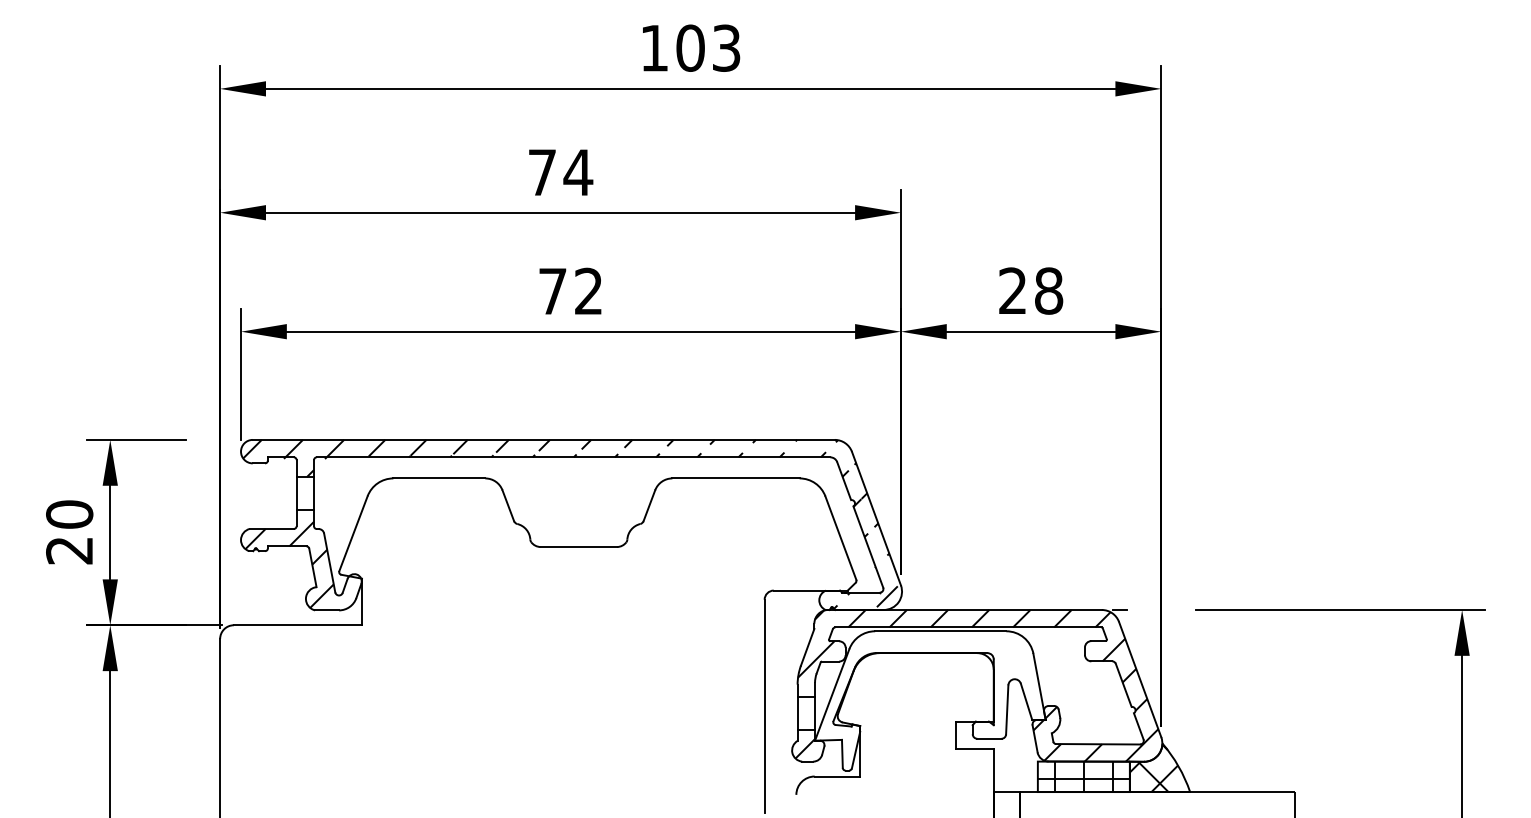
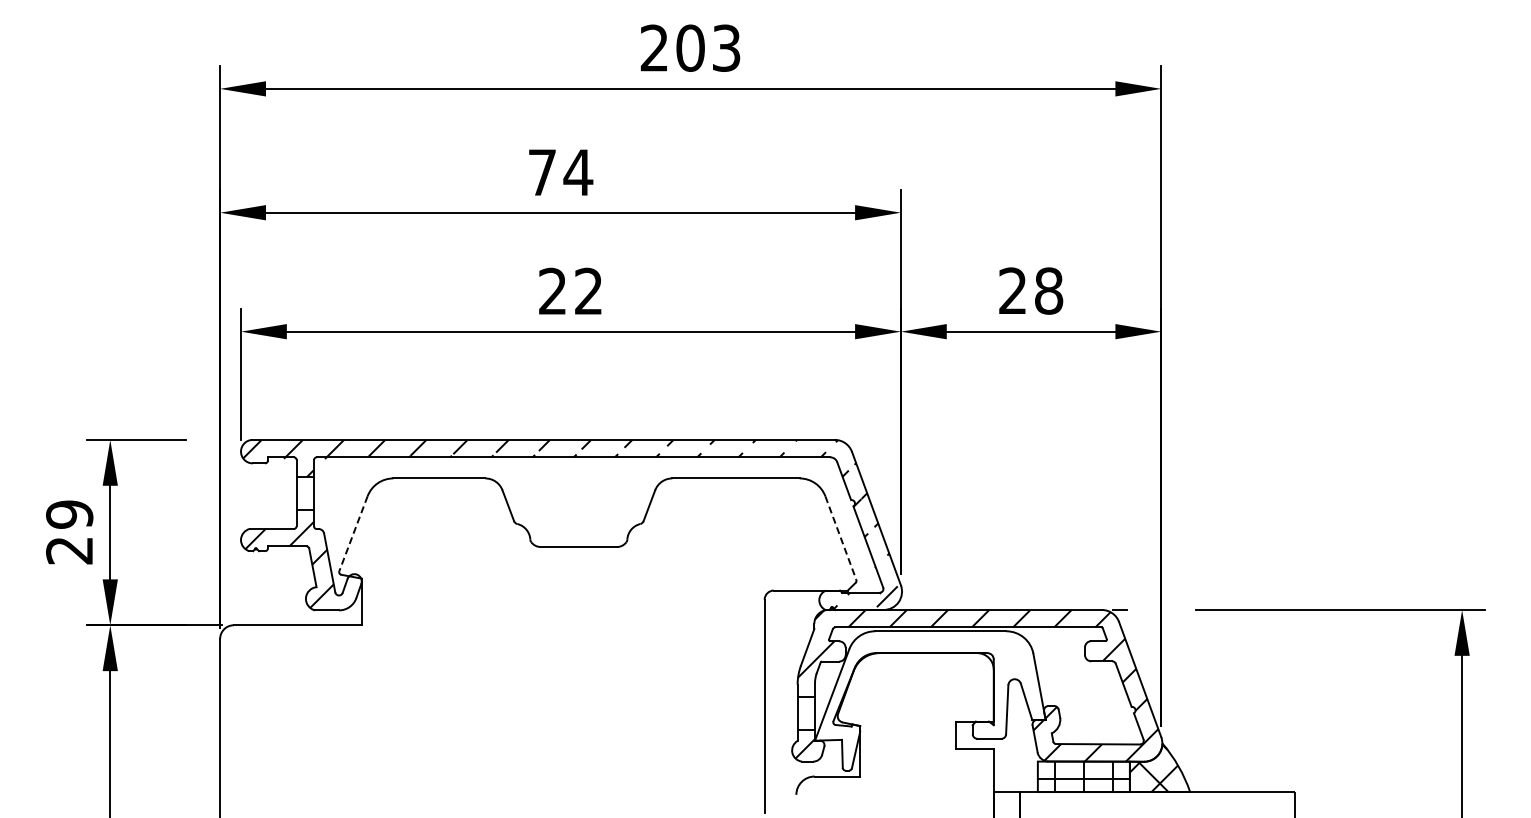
text: 103 -> 203 (653, 47)
text: 72 -> 22 (552, 290)
text: 20 -> 29 (69, 514)
line: solid -> dashed (353, 534)
line: solid -> dashed (840, 538)
